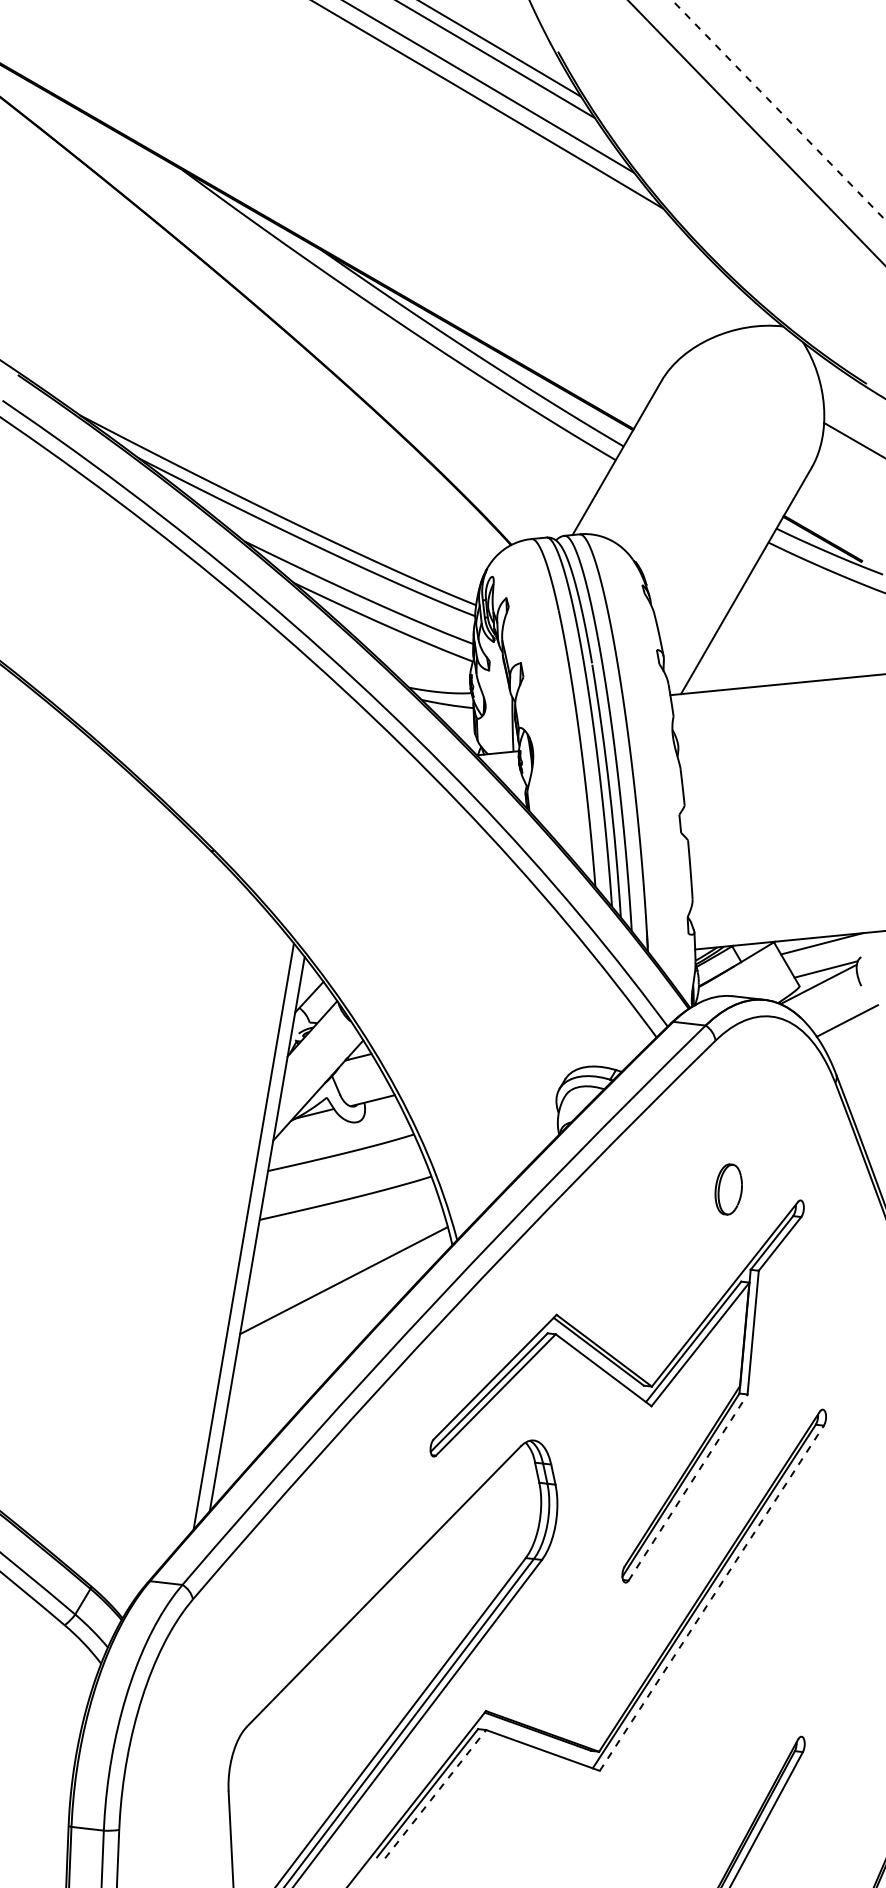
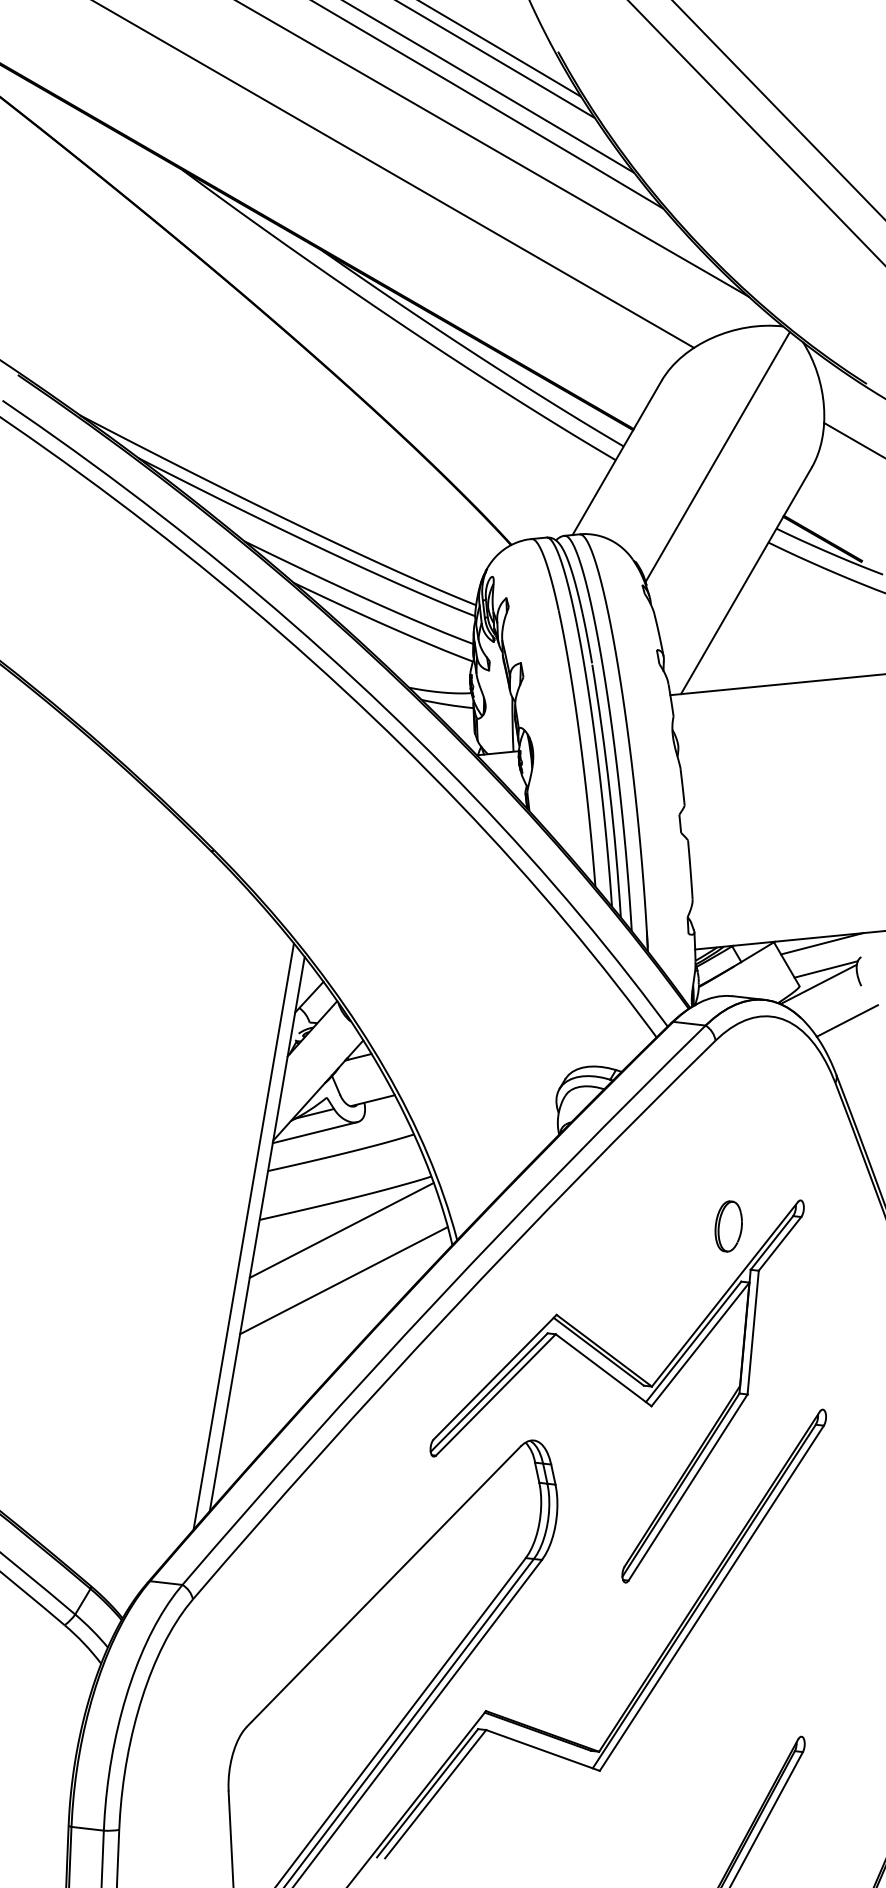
line: dashed -> solid (778, 110)
line: none -> present (493, 149)
line: none -> present (394, 174)
line: none -> present (717, 456)
line: none -> present (314, 1132)
part position: (728, 1189) -> (728, 1226) (728, 1226)
line: none -> present (341, 1229)
line: dashed -> solid (688, 1487)
line: dashed -> solid (711, 1598)
line: dashed -> solid (435, 1794)
